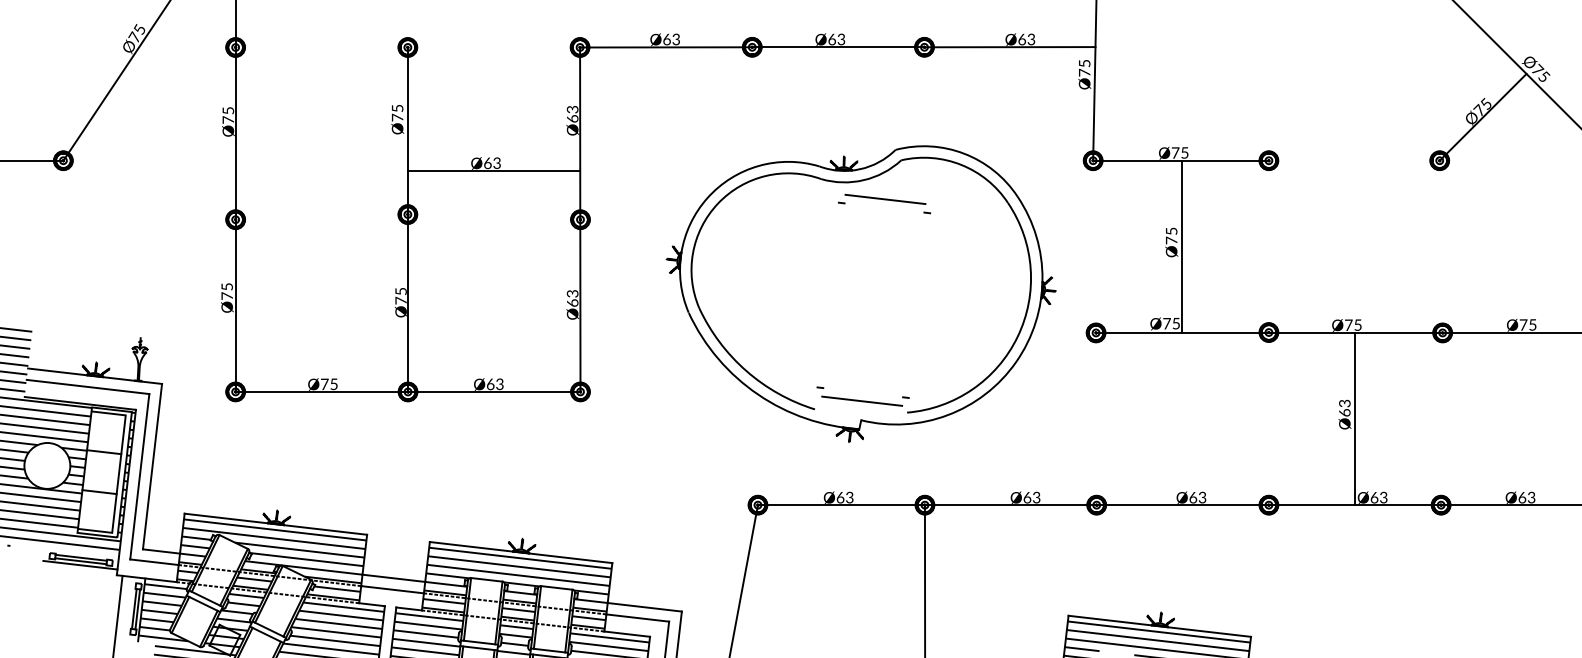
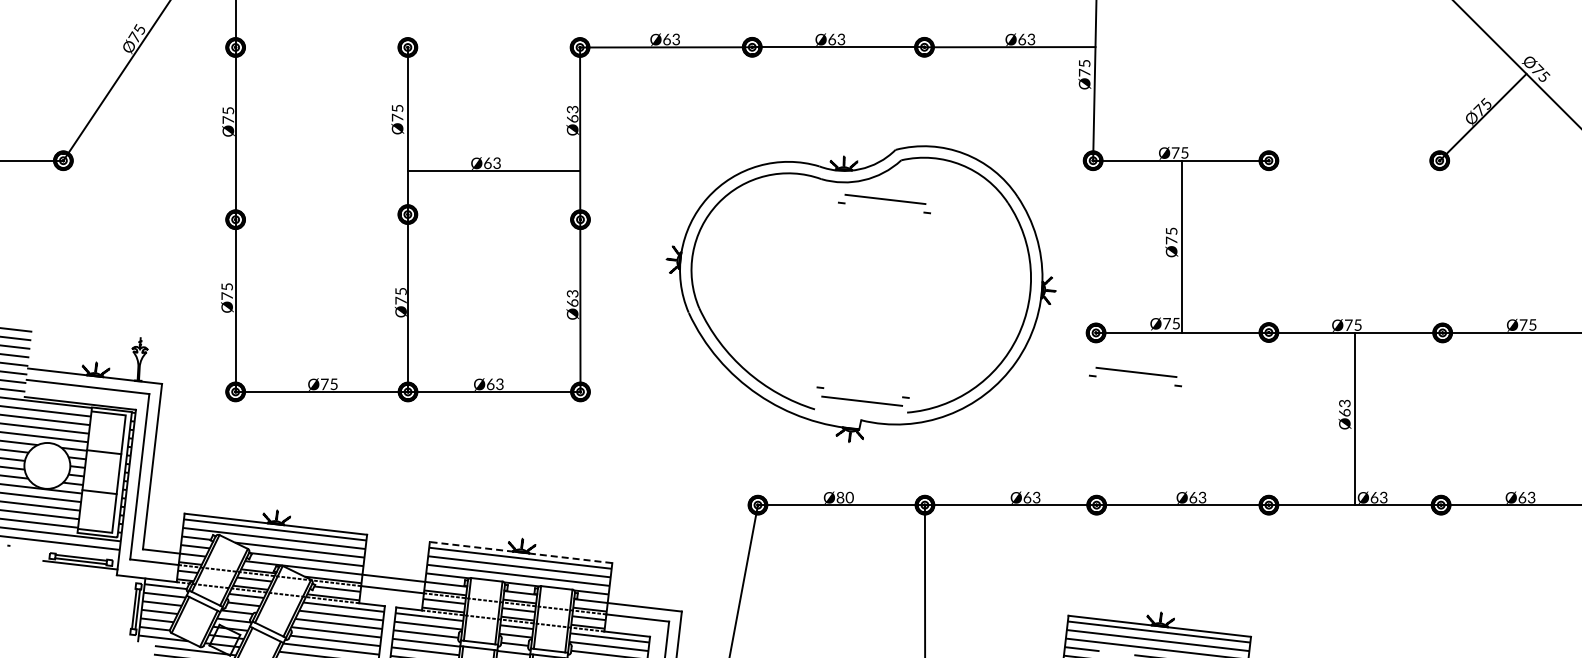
part: none -> present (1135, 376)
text: Ø63 -> Ø80 (844, 497)
line: solid -> dashed (521, 552)
line: present -> none (117, 614)
